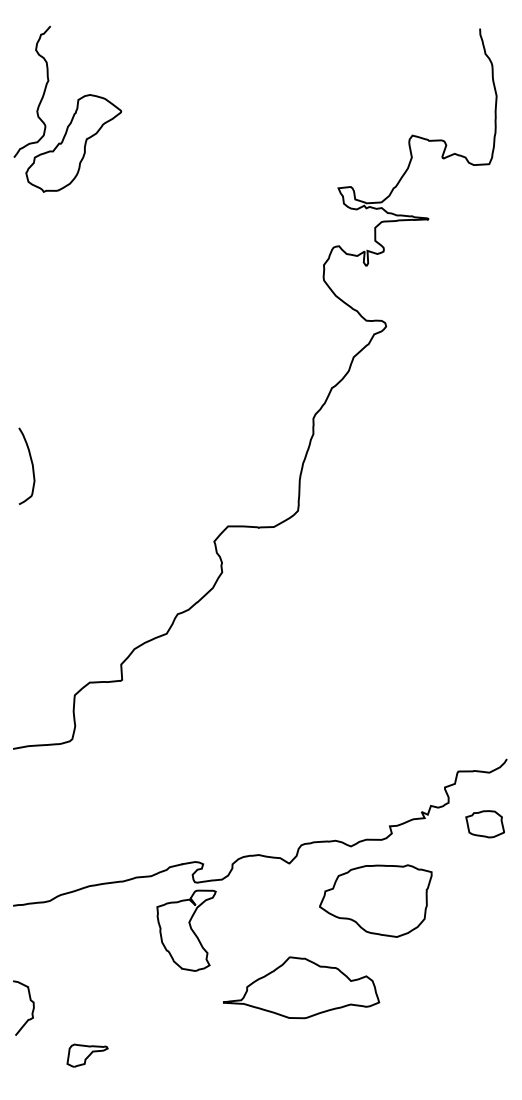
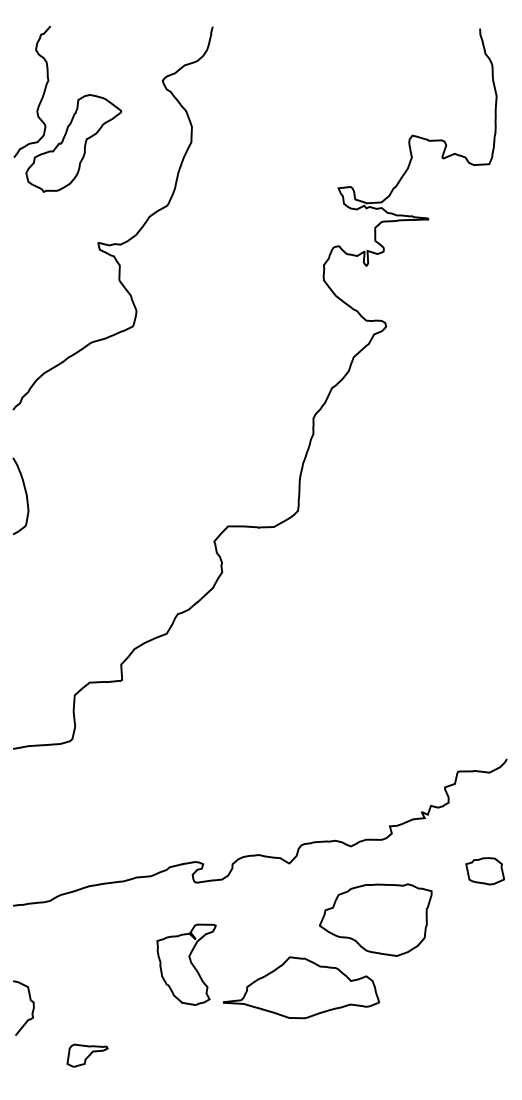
curve: none -> present (112, 243)
curve position: (31, 464) -> (25, 494) (25, 494)
part position: (484, 824) -> (484, 871) (484, 871)
part position: (375, 900) -> (375, 919) (375, 919)
part position: (186, 930) -> (186, 964) (186, 964)
